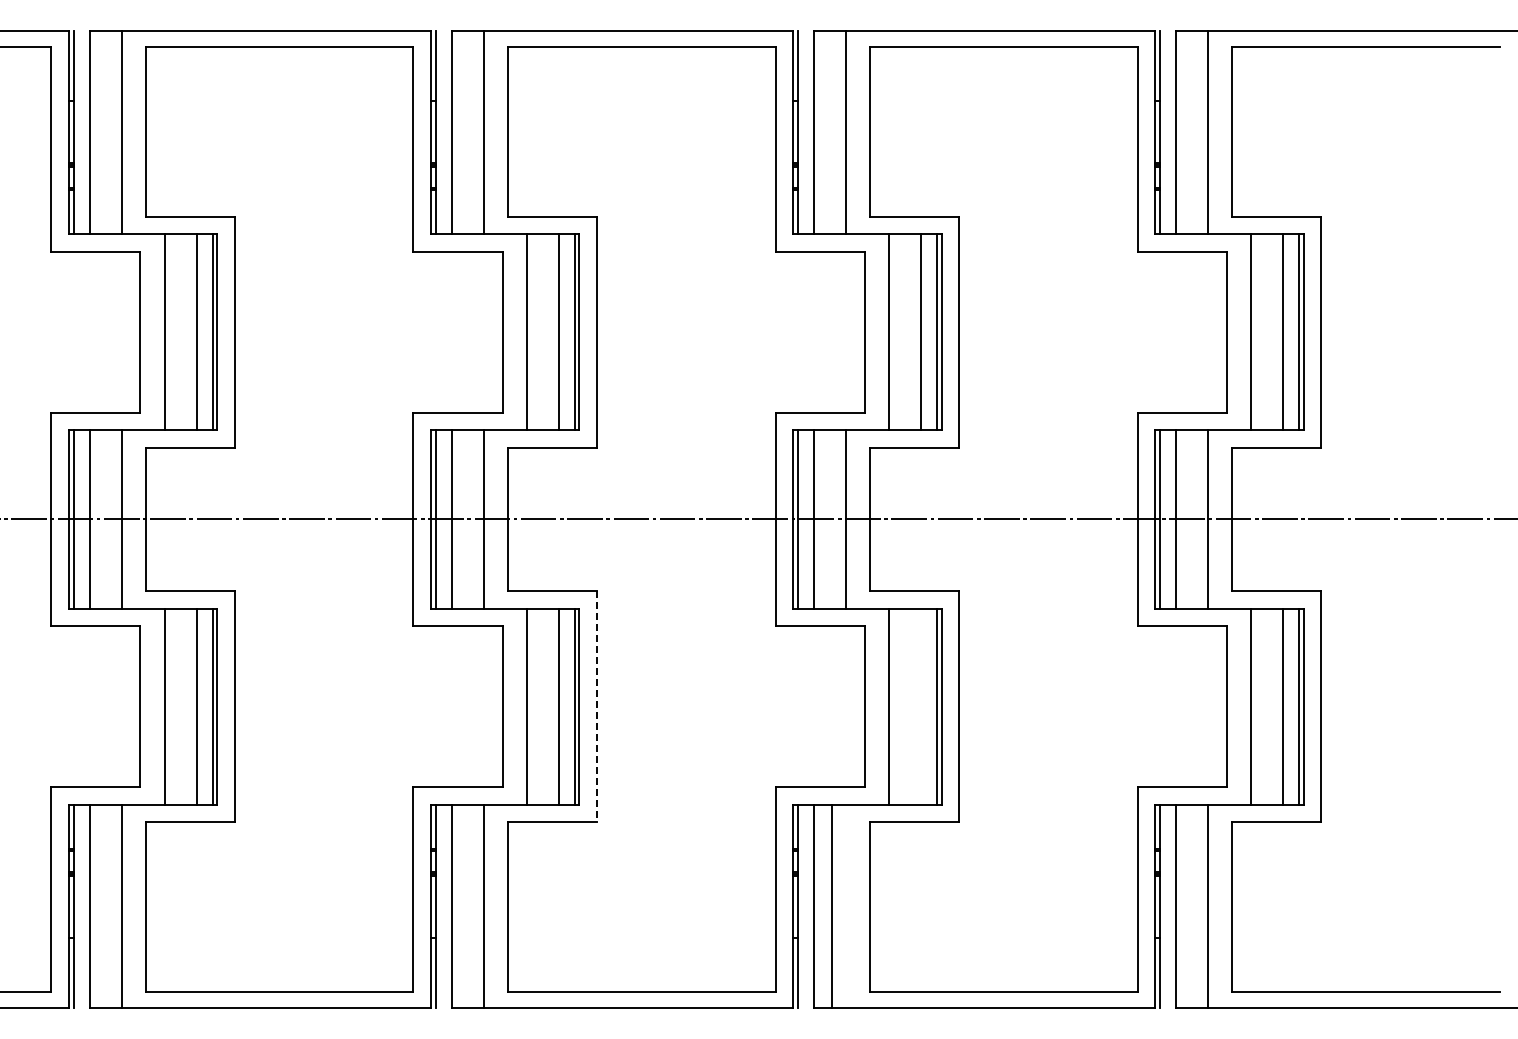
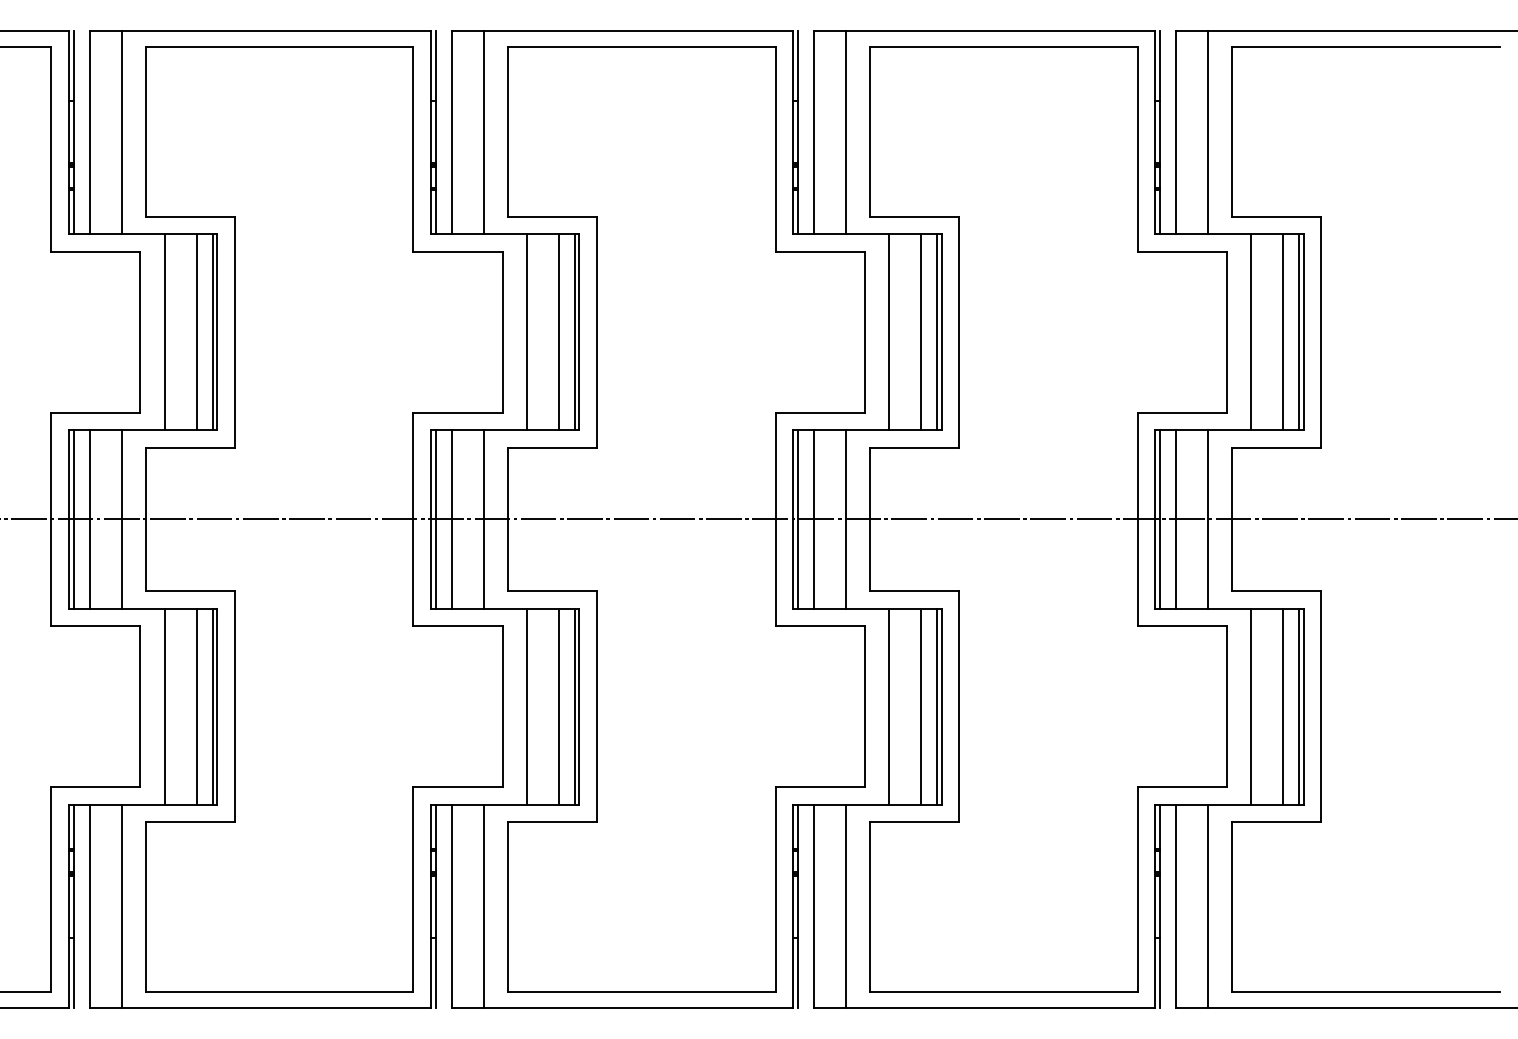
line: dashed -> solid (597, 706)
line: none -> present (921, 706)
line position: (832, 905) -> (846, 905) (846, 905)
